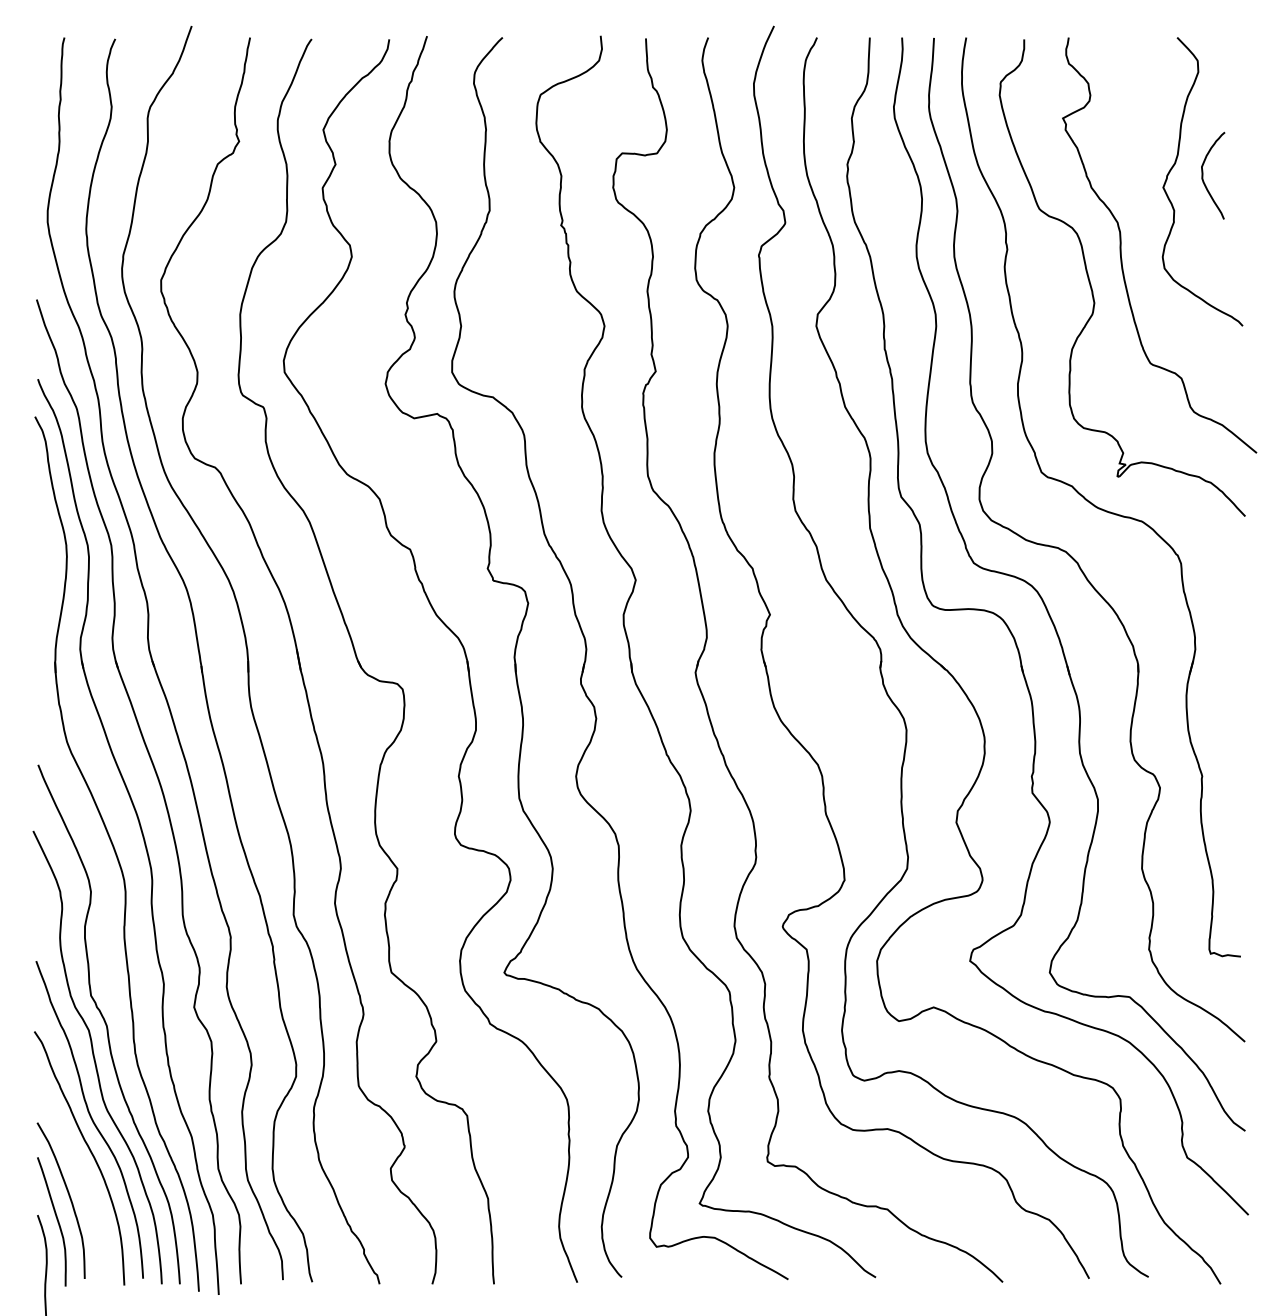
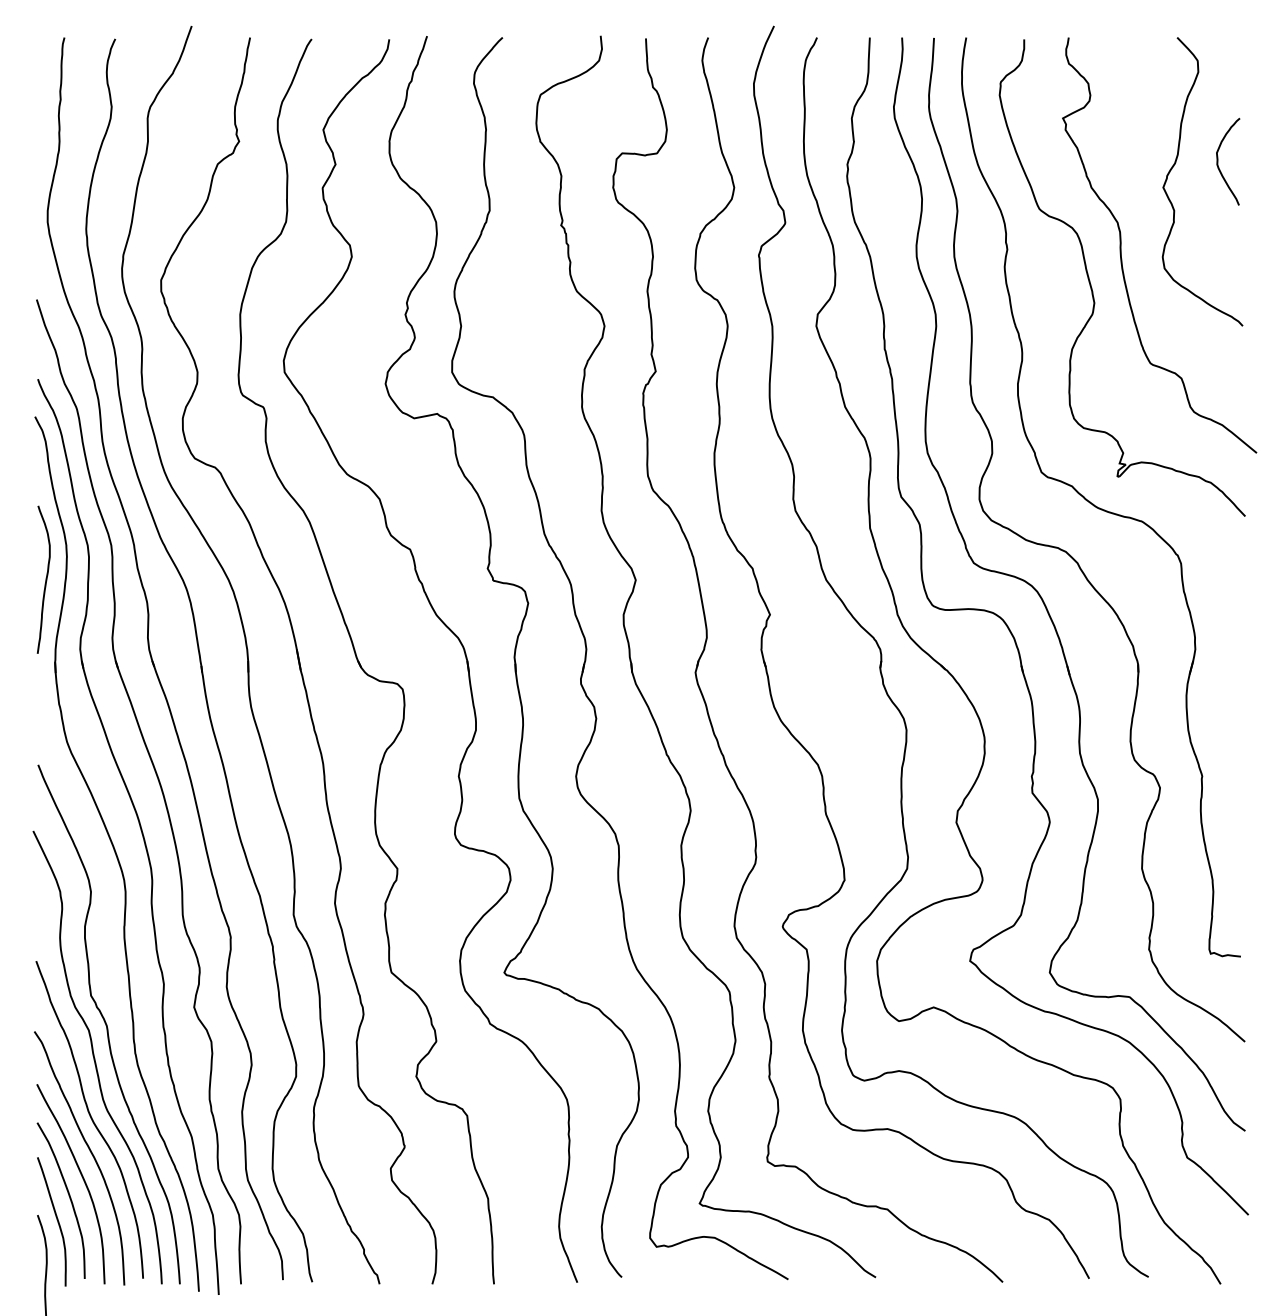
curve position: (1203, 175) -> (1218, 161) (1218, 161)
curve: none -> present (45, 579)
curve: none -> present (82, 1179)
